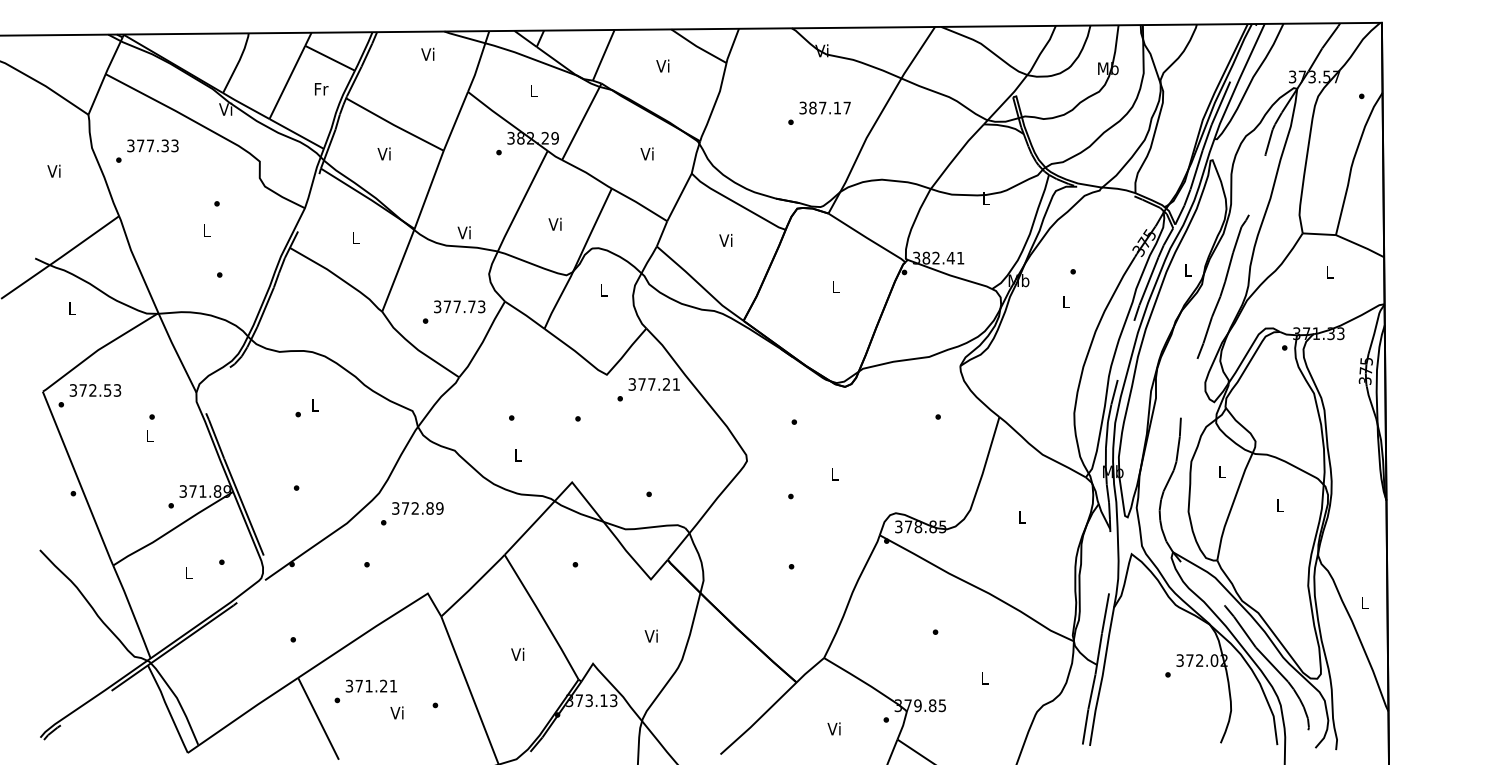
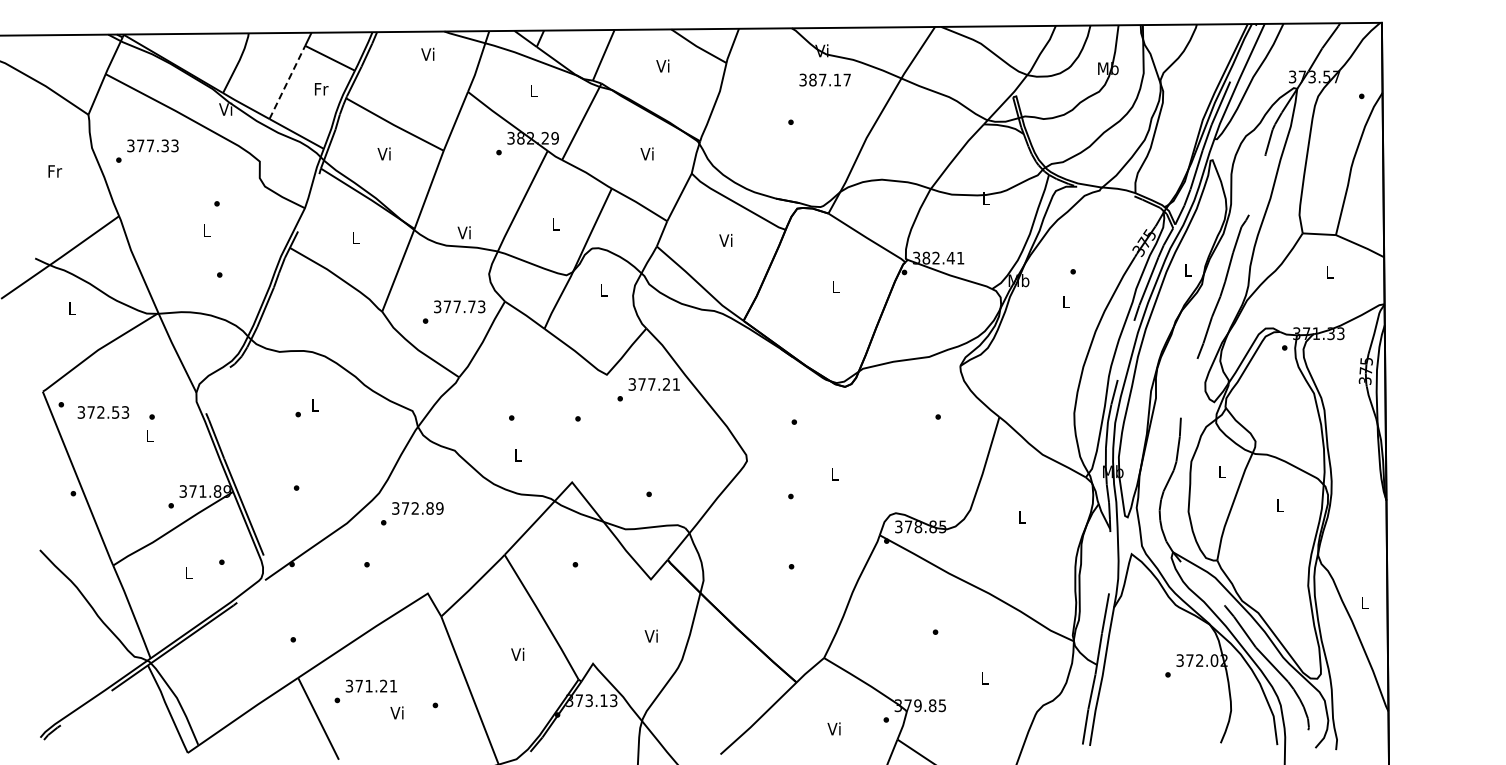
line: solid -> dashed (287, 82)
text position: (824, 107) -> (824, 79) (824, 79)
text: Vi -> Fr (54, 170)
text: Vi -> L (554, 223)
text position: (95, 390) -> (103, 412) (103, 412)
